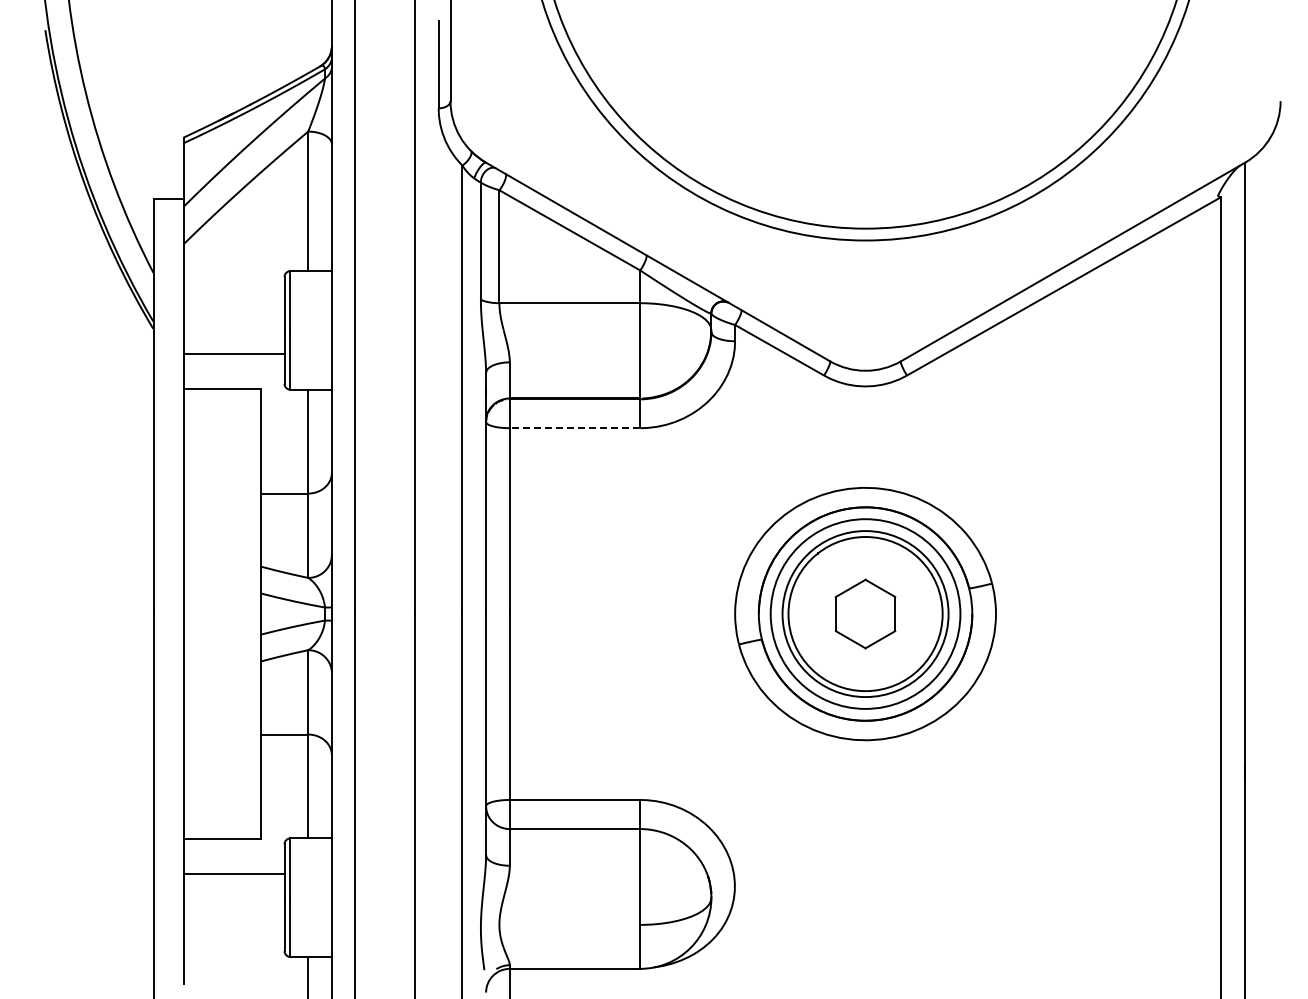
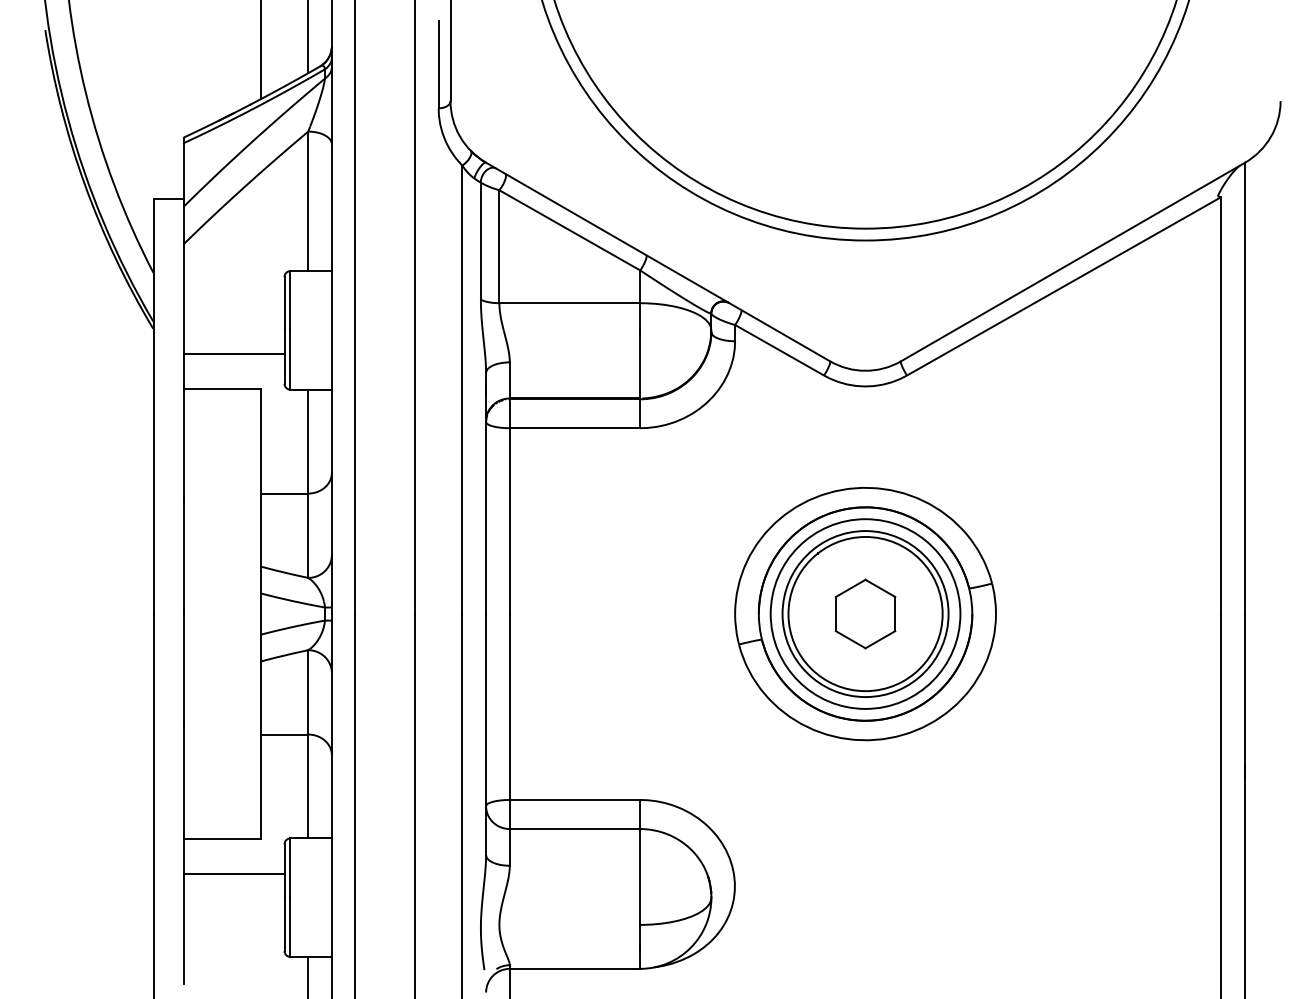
line: none -> present (308, 37)
line: none -> present (260, 50)
line: dashed -> solid (574, 428)
